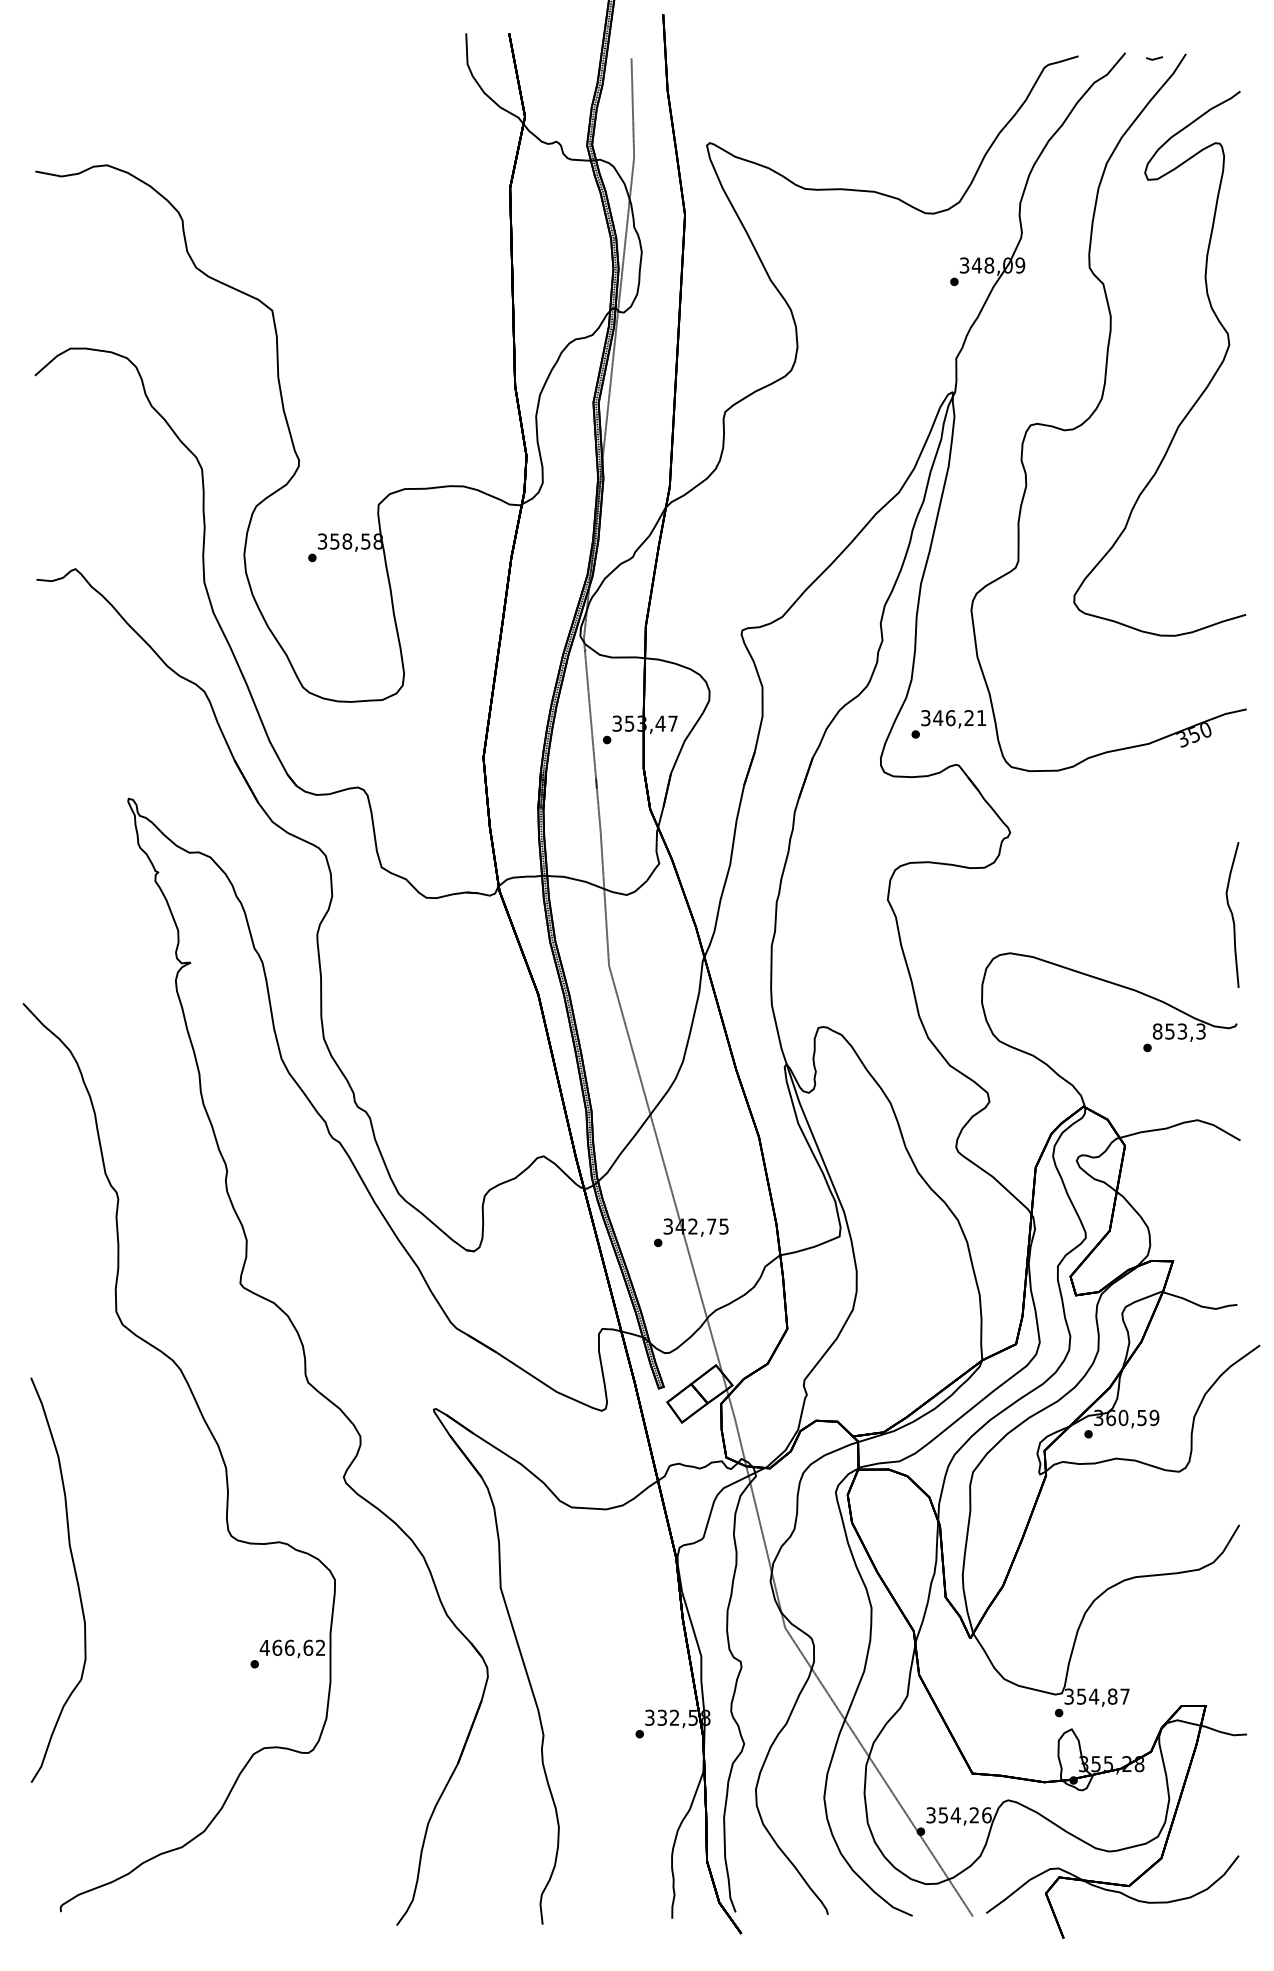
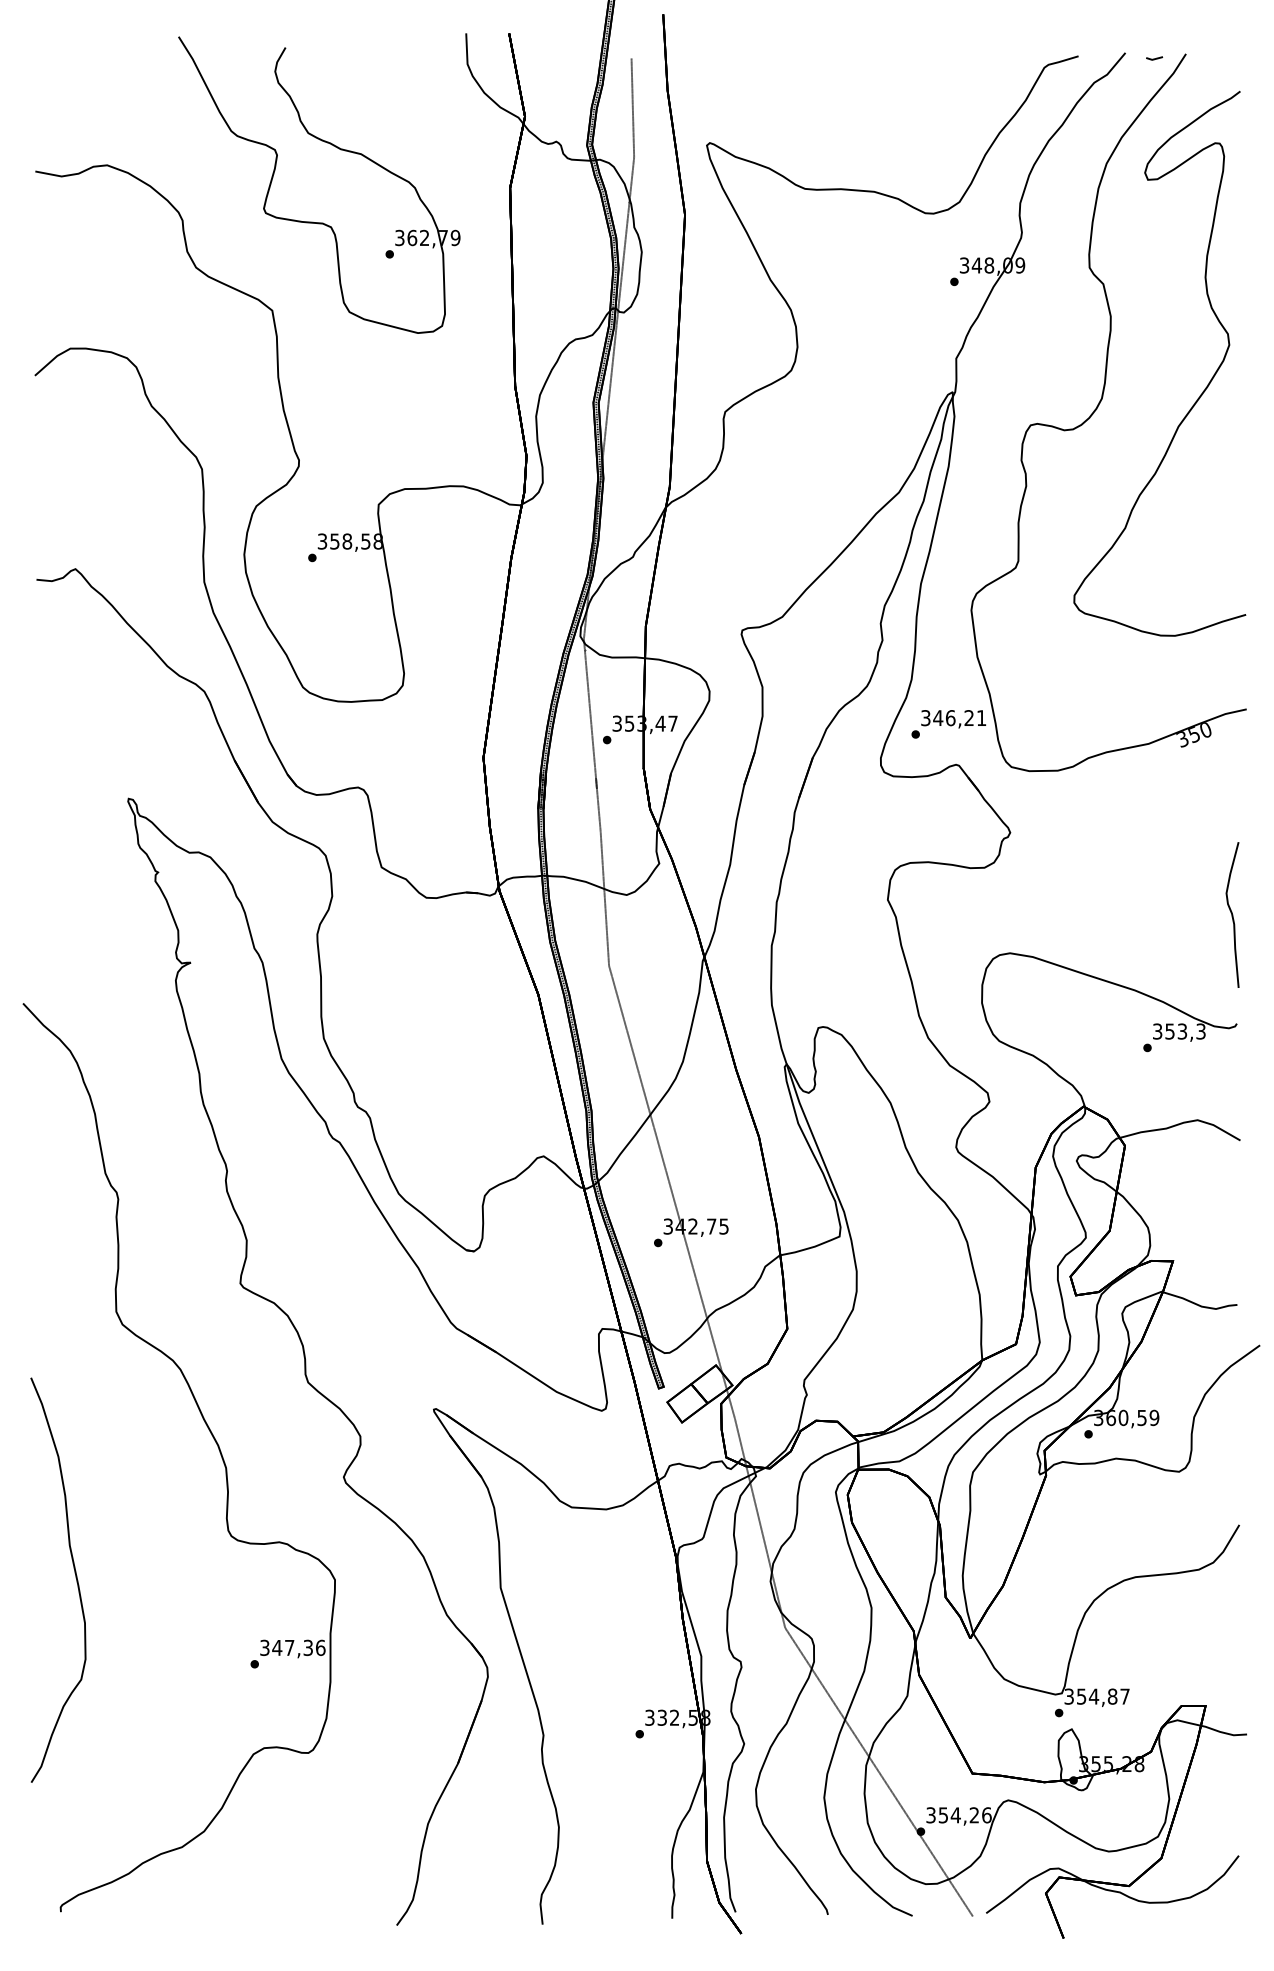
part: none -> present (313, 221)
text: 853,3 -> 353,3 (1157, 1031)
text: 466,62 -> 347,36 (292, 1647)
